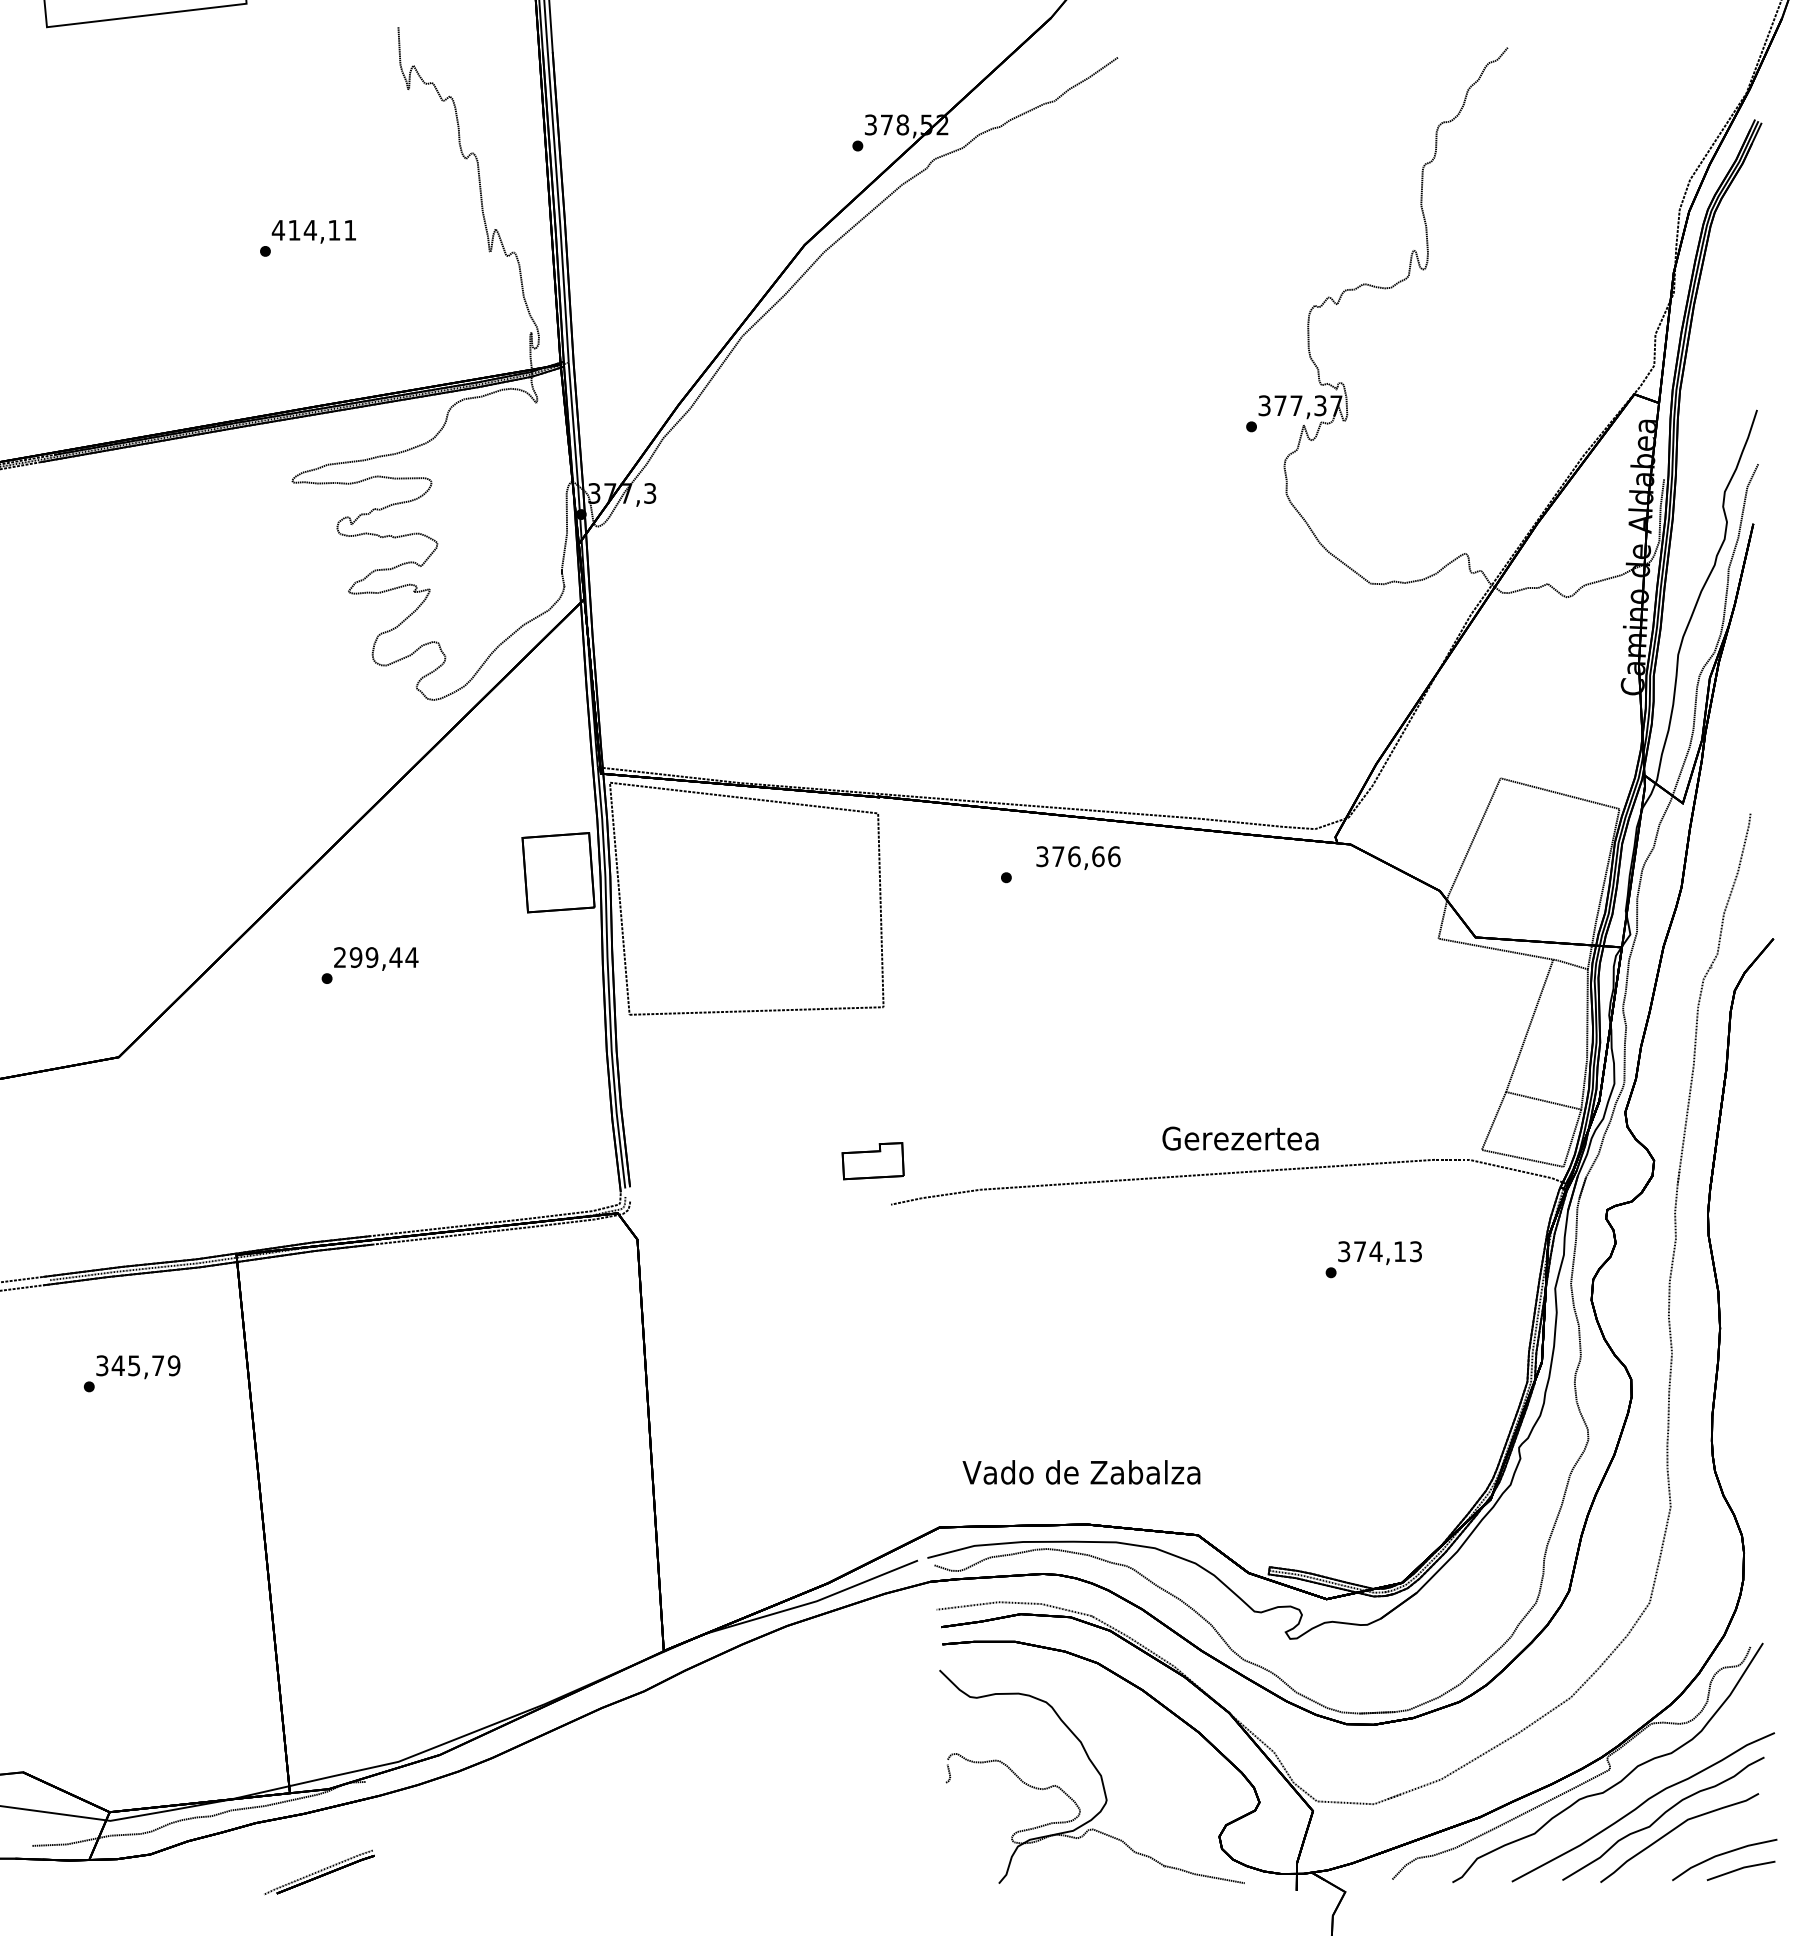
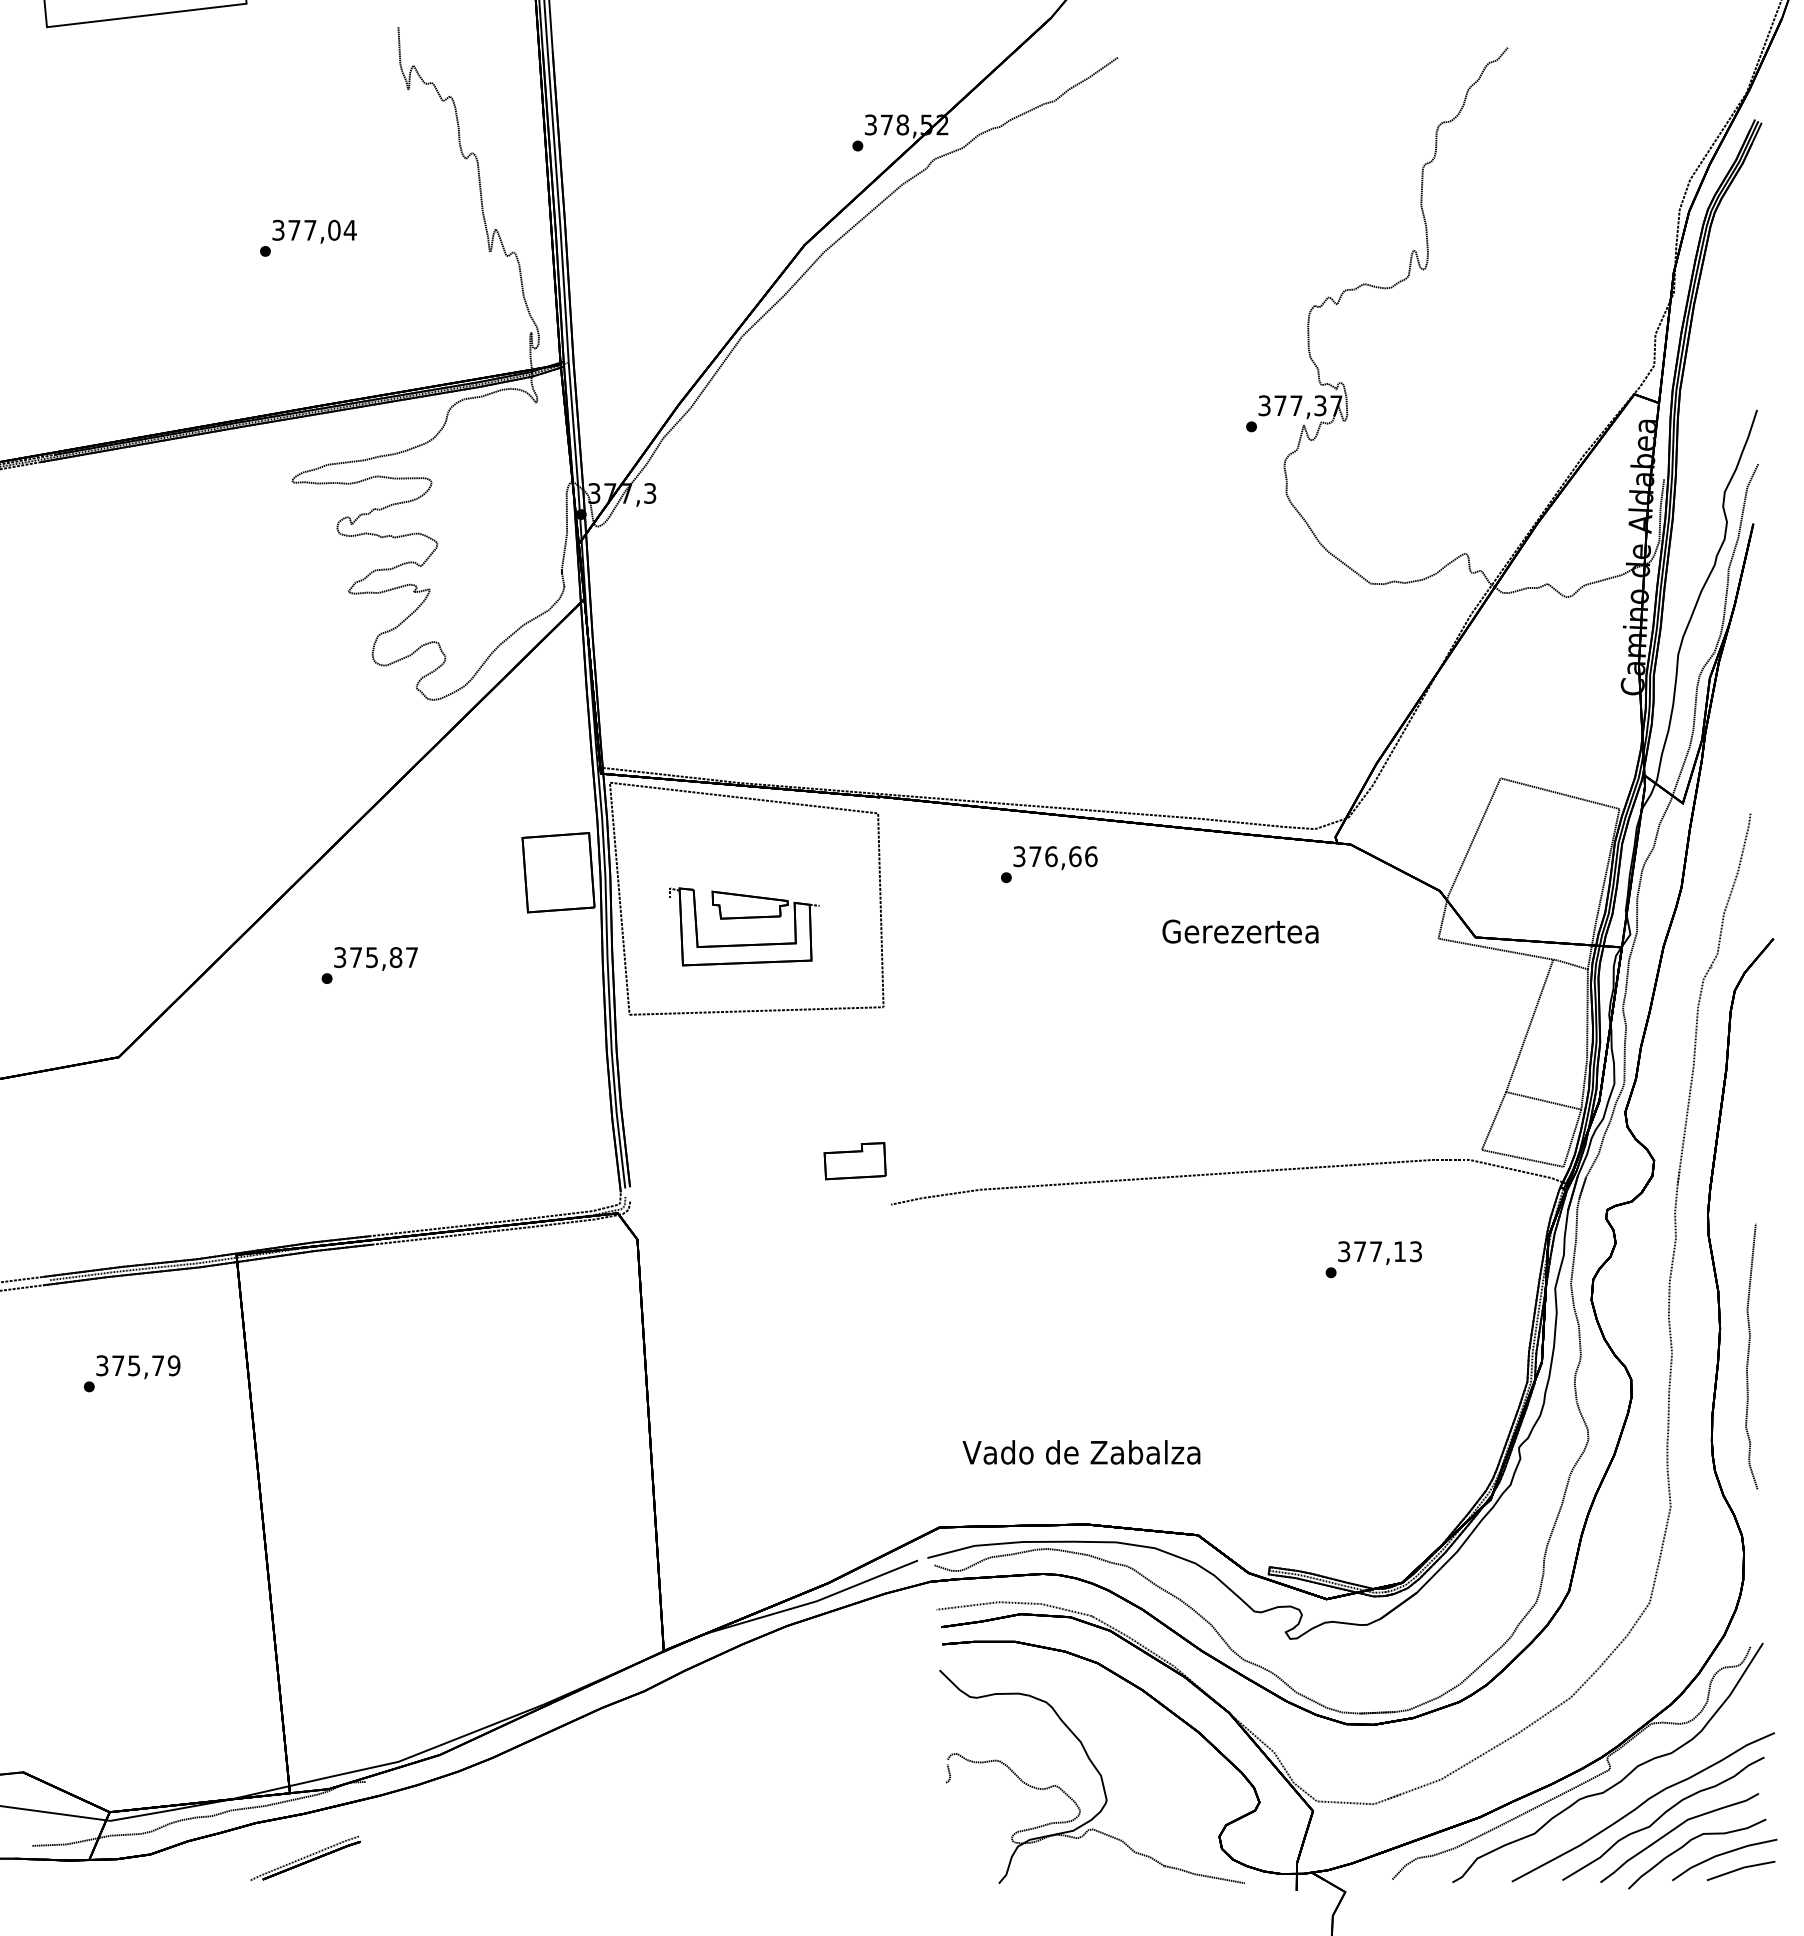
text: 414,11 -> 377,04 (313, 229)
text position: (1078, 857) -> (1055, 857) (1055, 857)
part: none -> present (744, 918)
text: 299,44 -> 375,87 (376, 957)
text position: (1240, 1138) -> (1240, 931) (1240, 931)
part position: (872, 1161) -> (854, 1161) (854, 1161)
text: 374,13 -> 377,13 (1375, 1251)
curve: none -> present (1749, 1355)
text: 345,79 -> 375,79 (117, 1365)
text position: (1081, 1472) -> (1081, 1452) (1081, 1452)
curve: none -> present (1688, 1843)
part position: (319, 1871) -> (305, 1857) (305, 1857)
